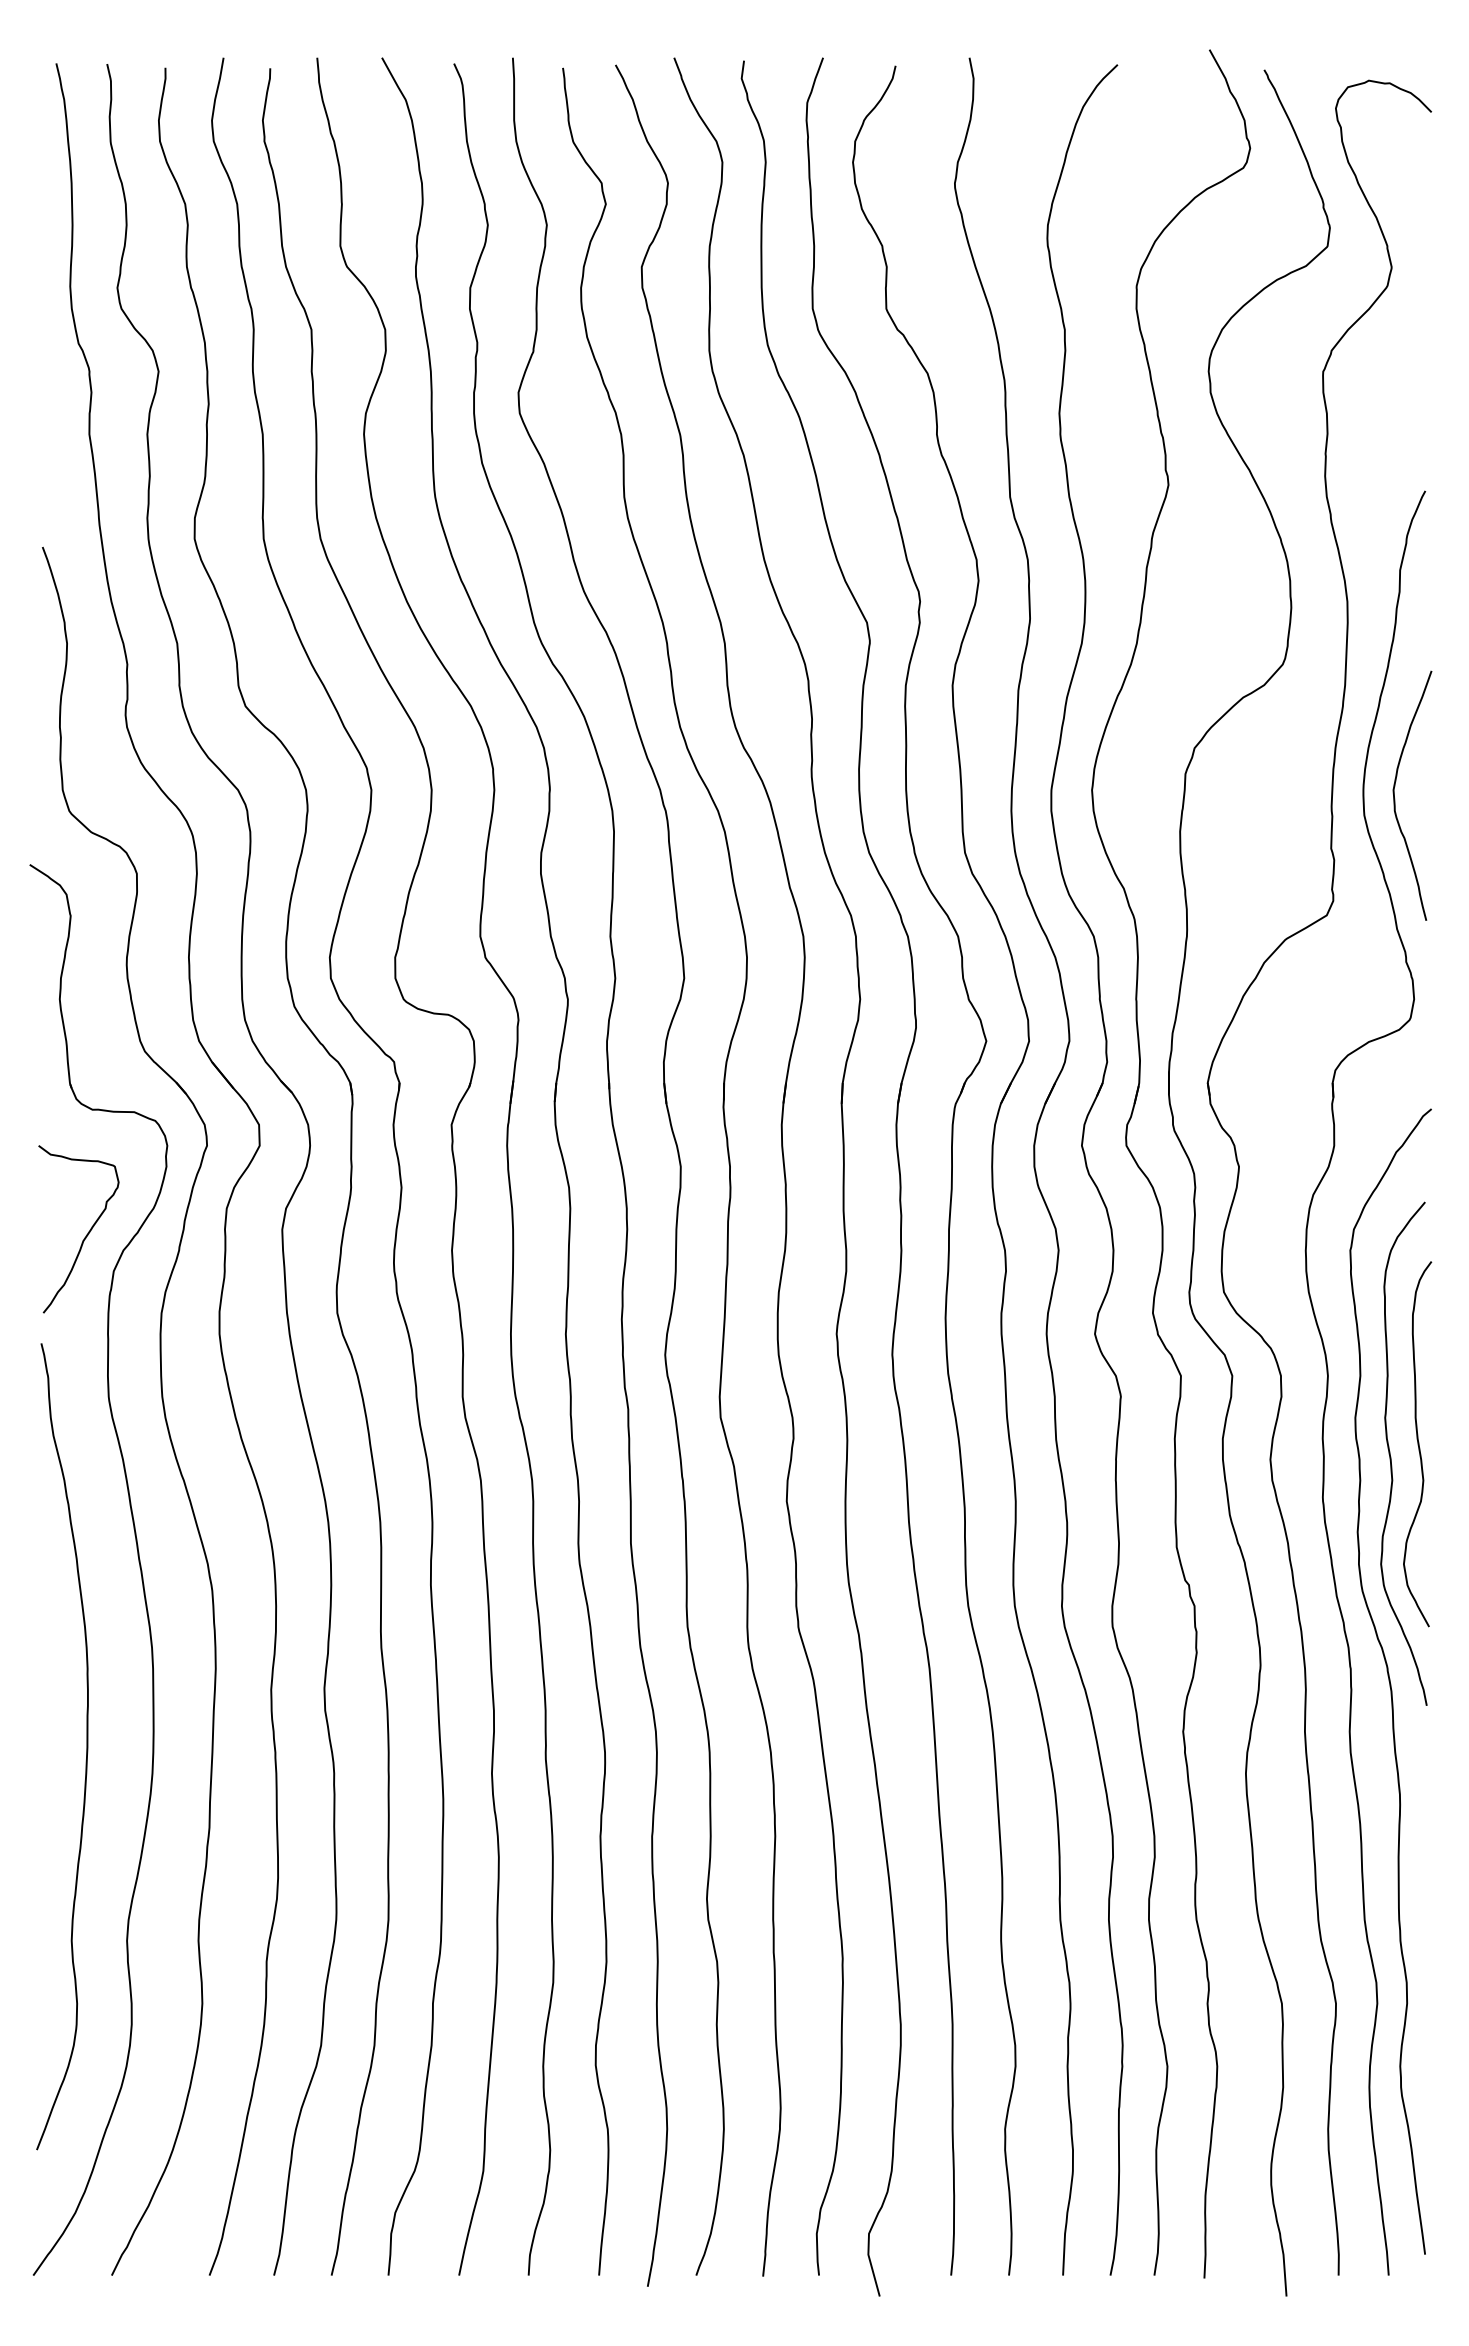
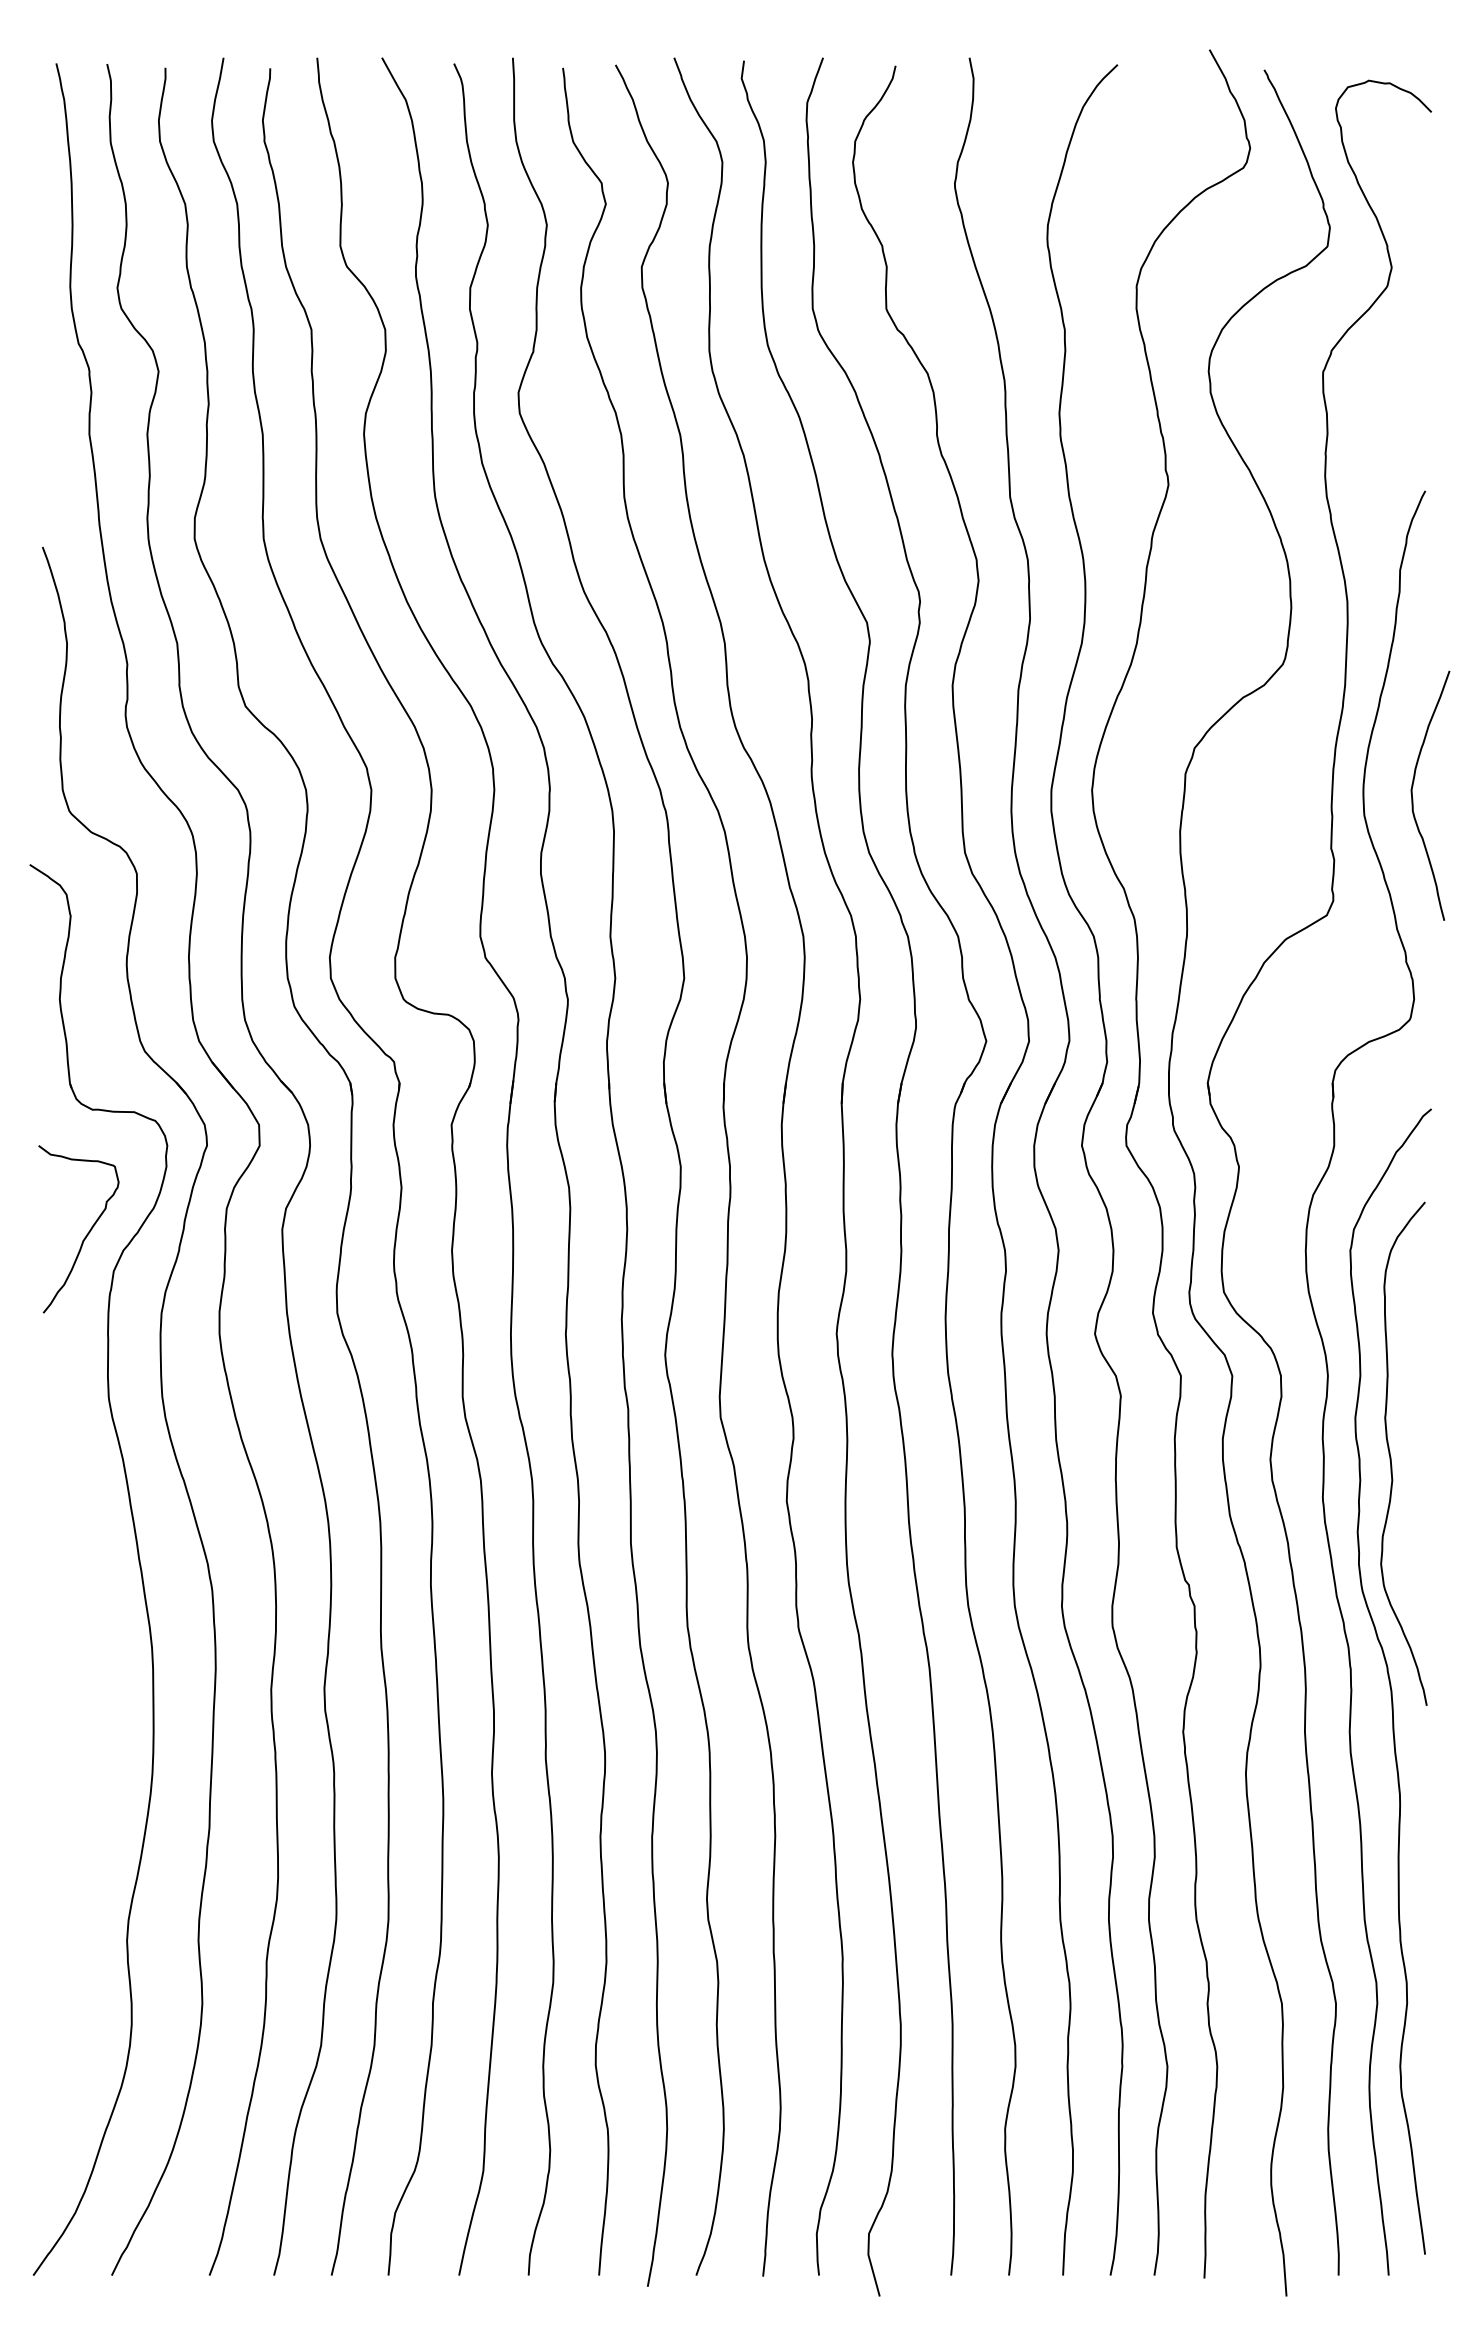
curve position: (1395, 798) -> (1413, 798) (1413, 798)
curve: present -> none (1417, 1444)
curve: present -> none (86, 1746)
